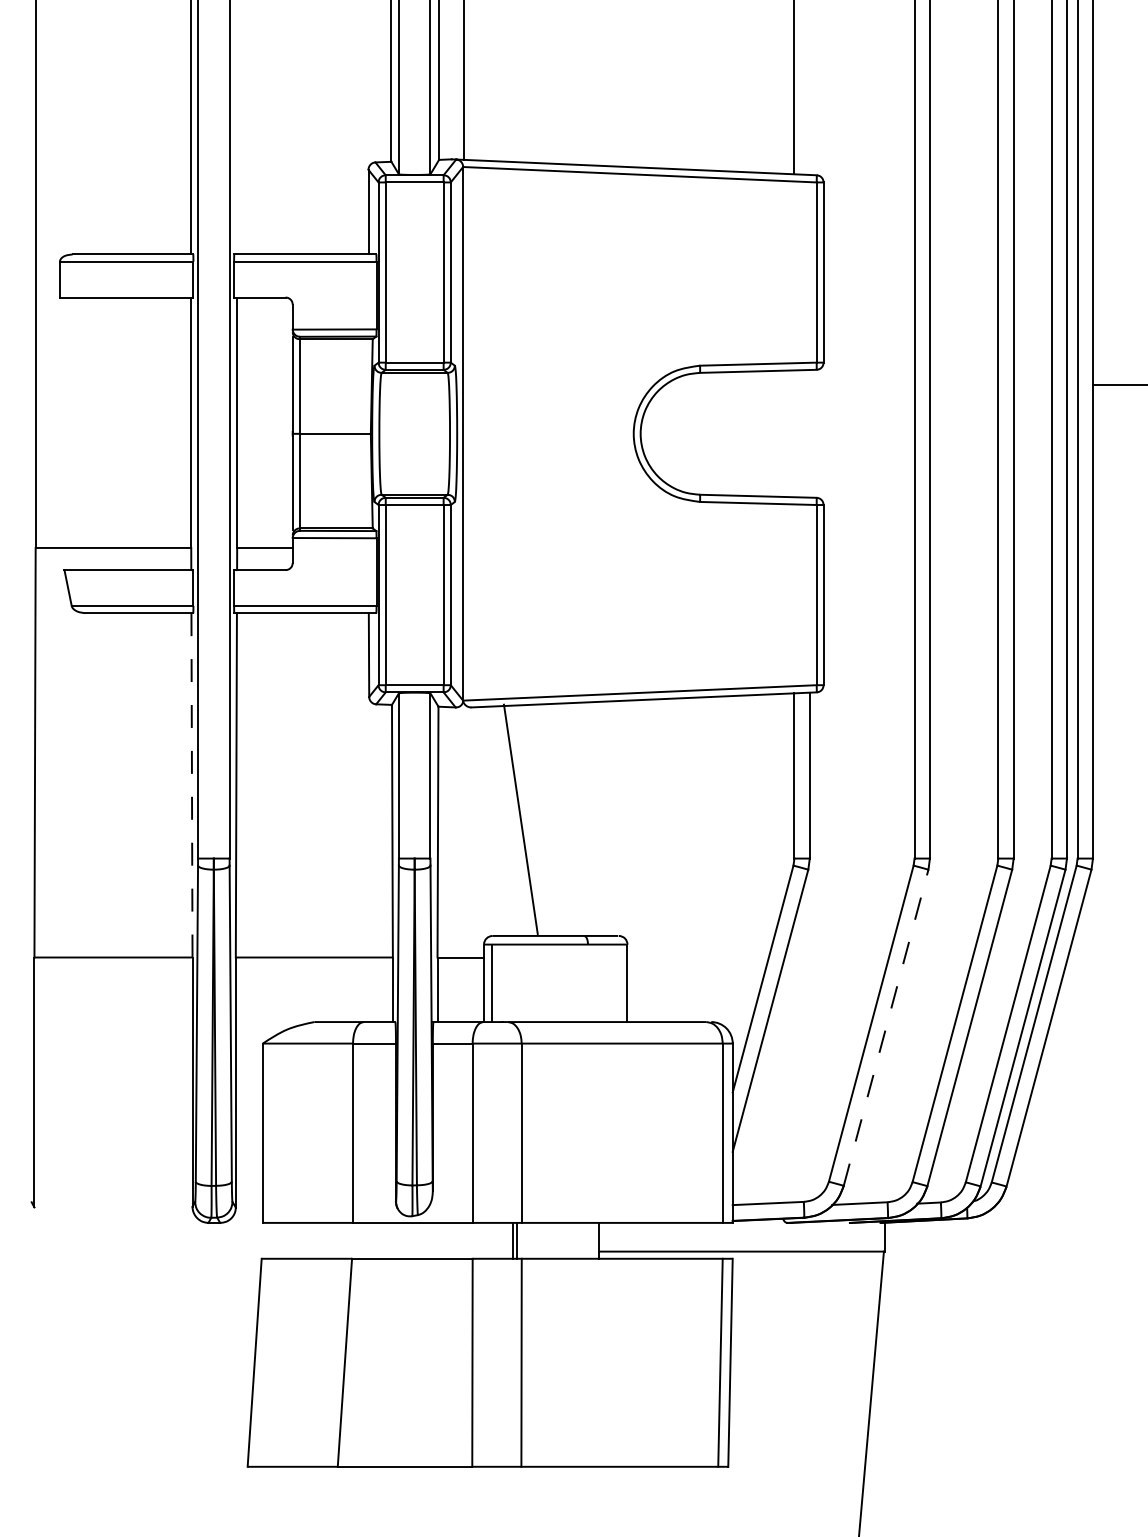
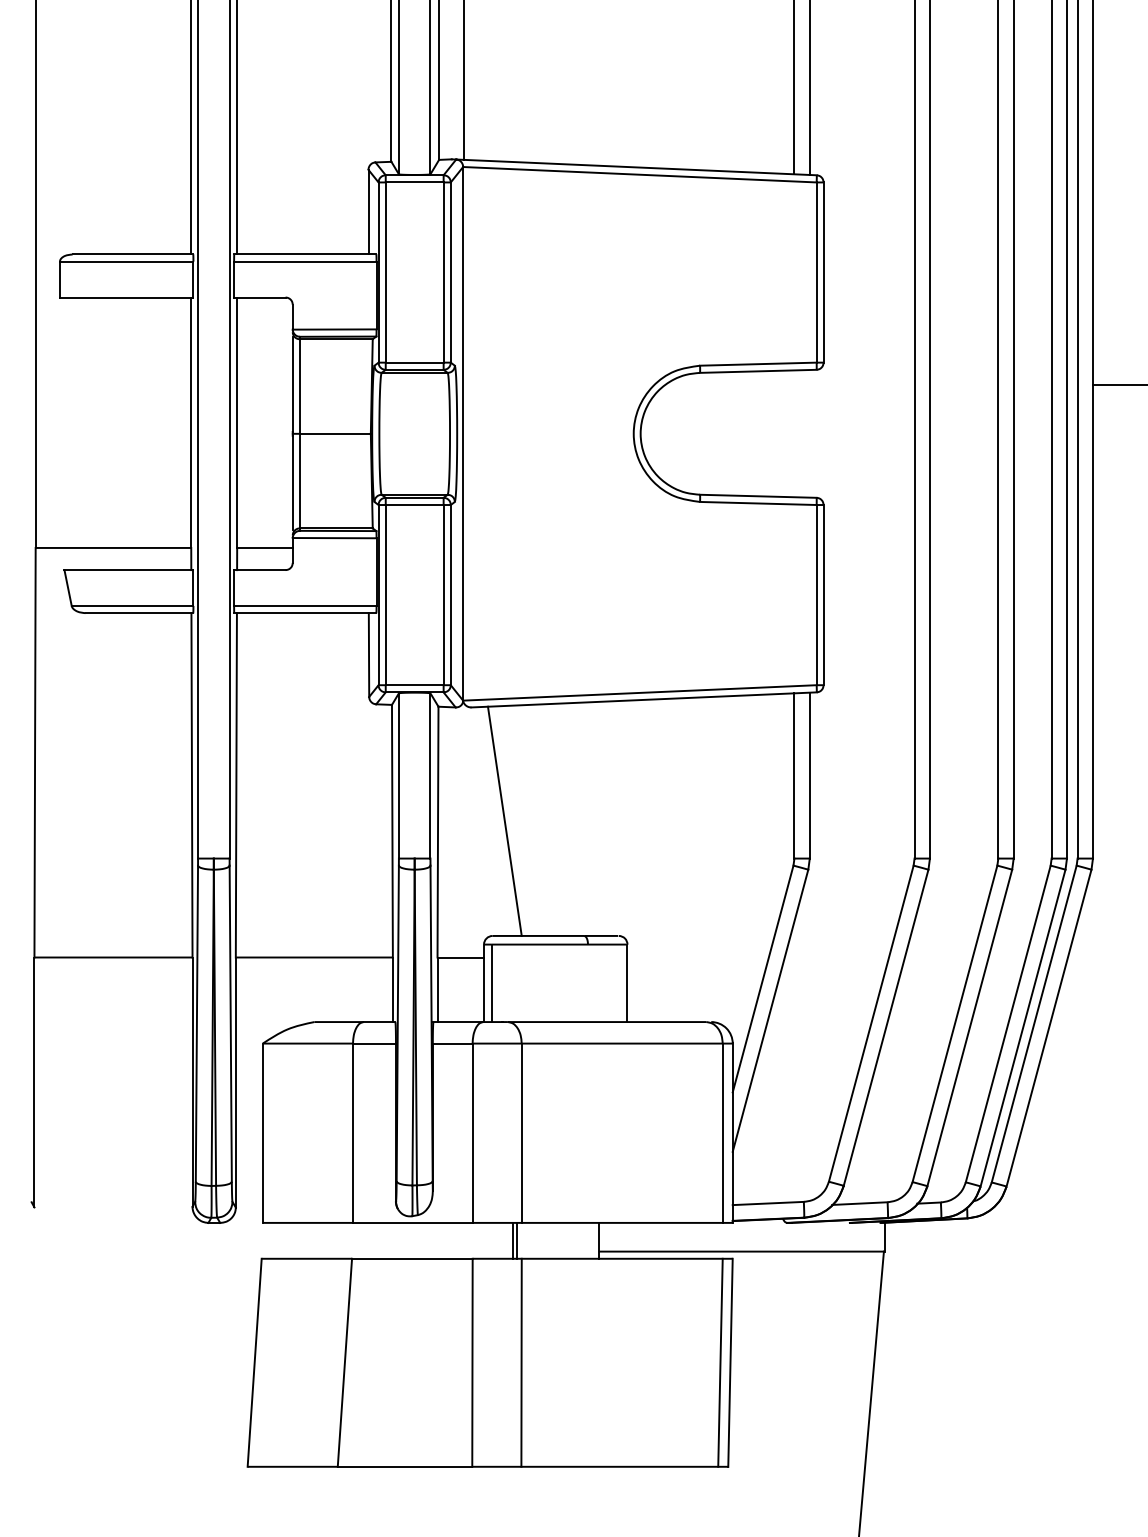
line: none -> present (809, 88)
line: none -> present (237, 128)
line: dashed -> solid (191, 785)
line position: (520, 818) -> (504, 820) (504, 820)
line: dashed -> solid (886, 1027)
